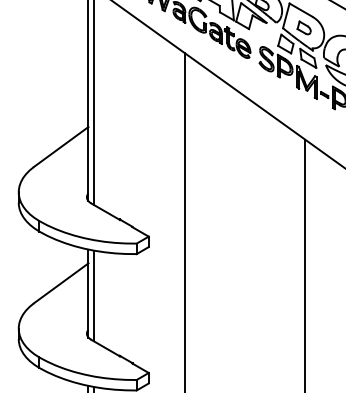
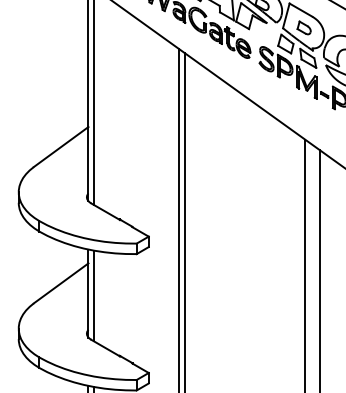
line: none -> present (179, 219)
line: none -> present (319, 269)
